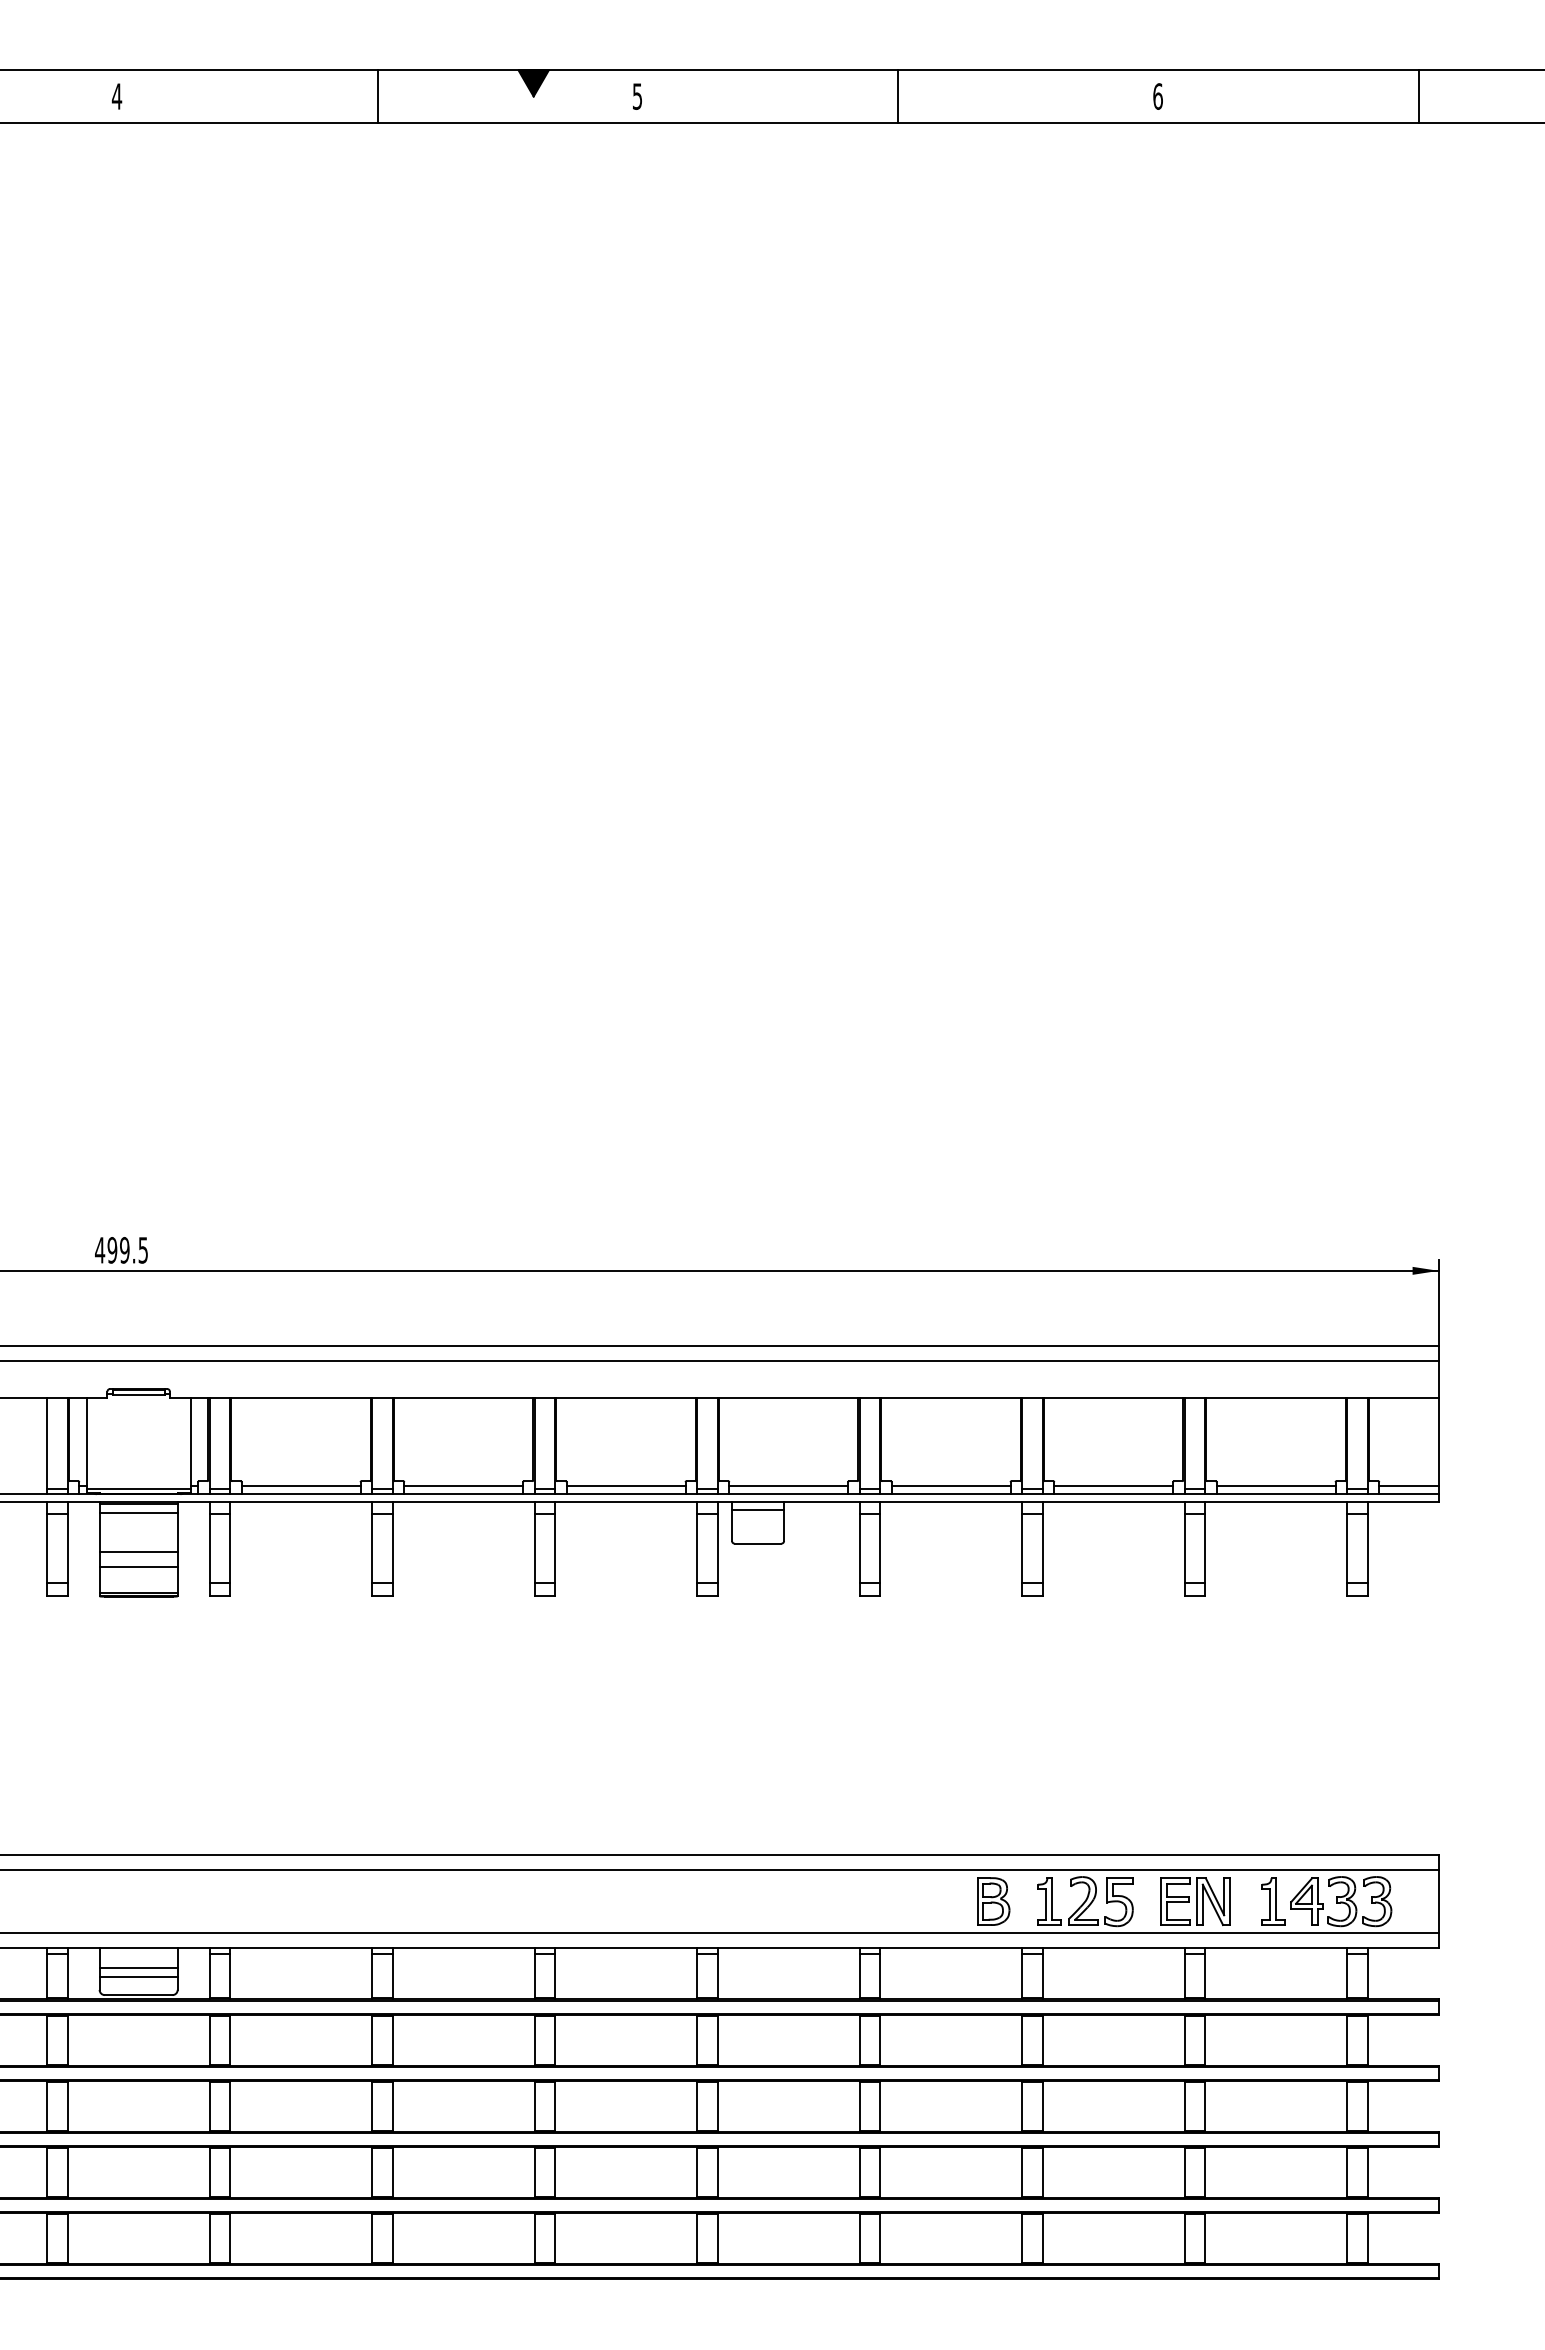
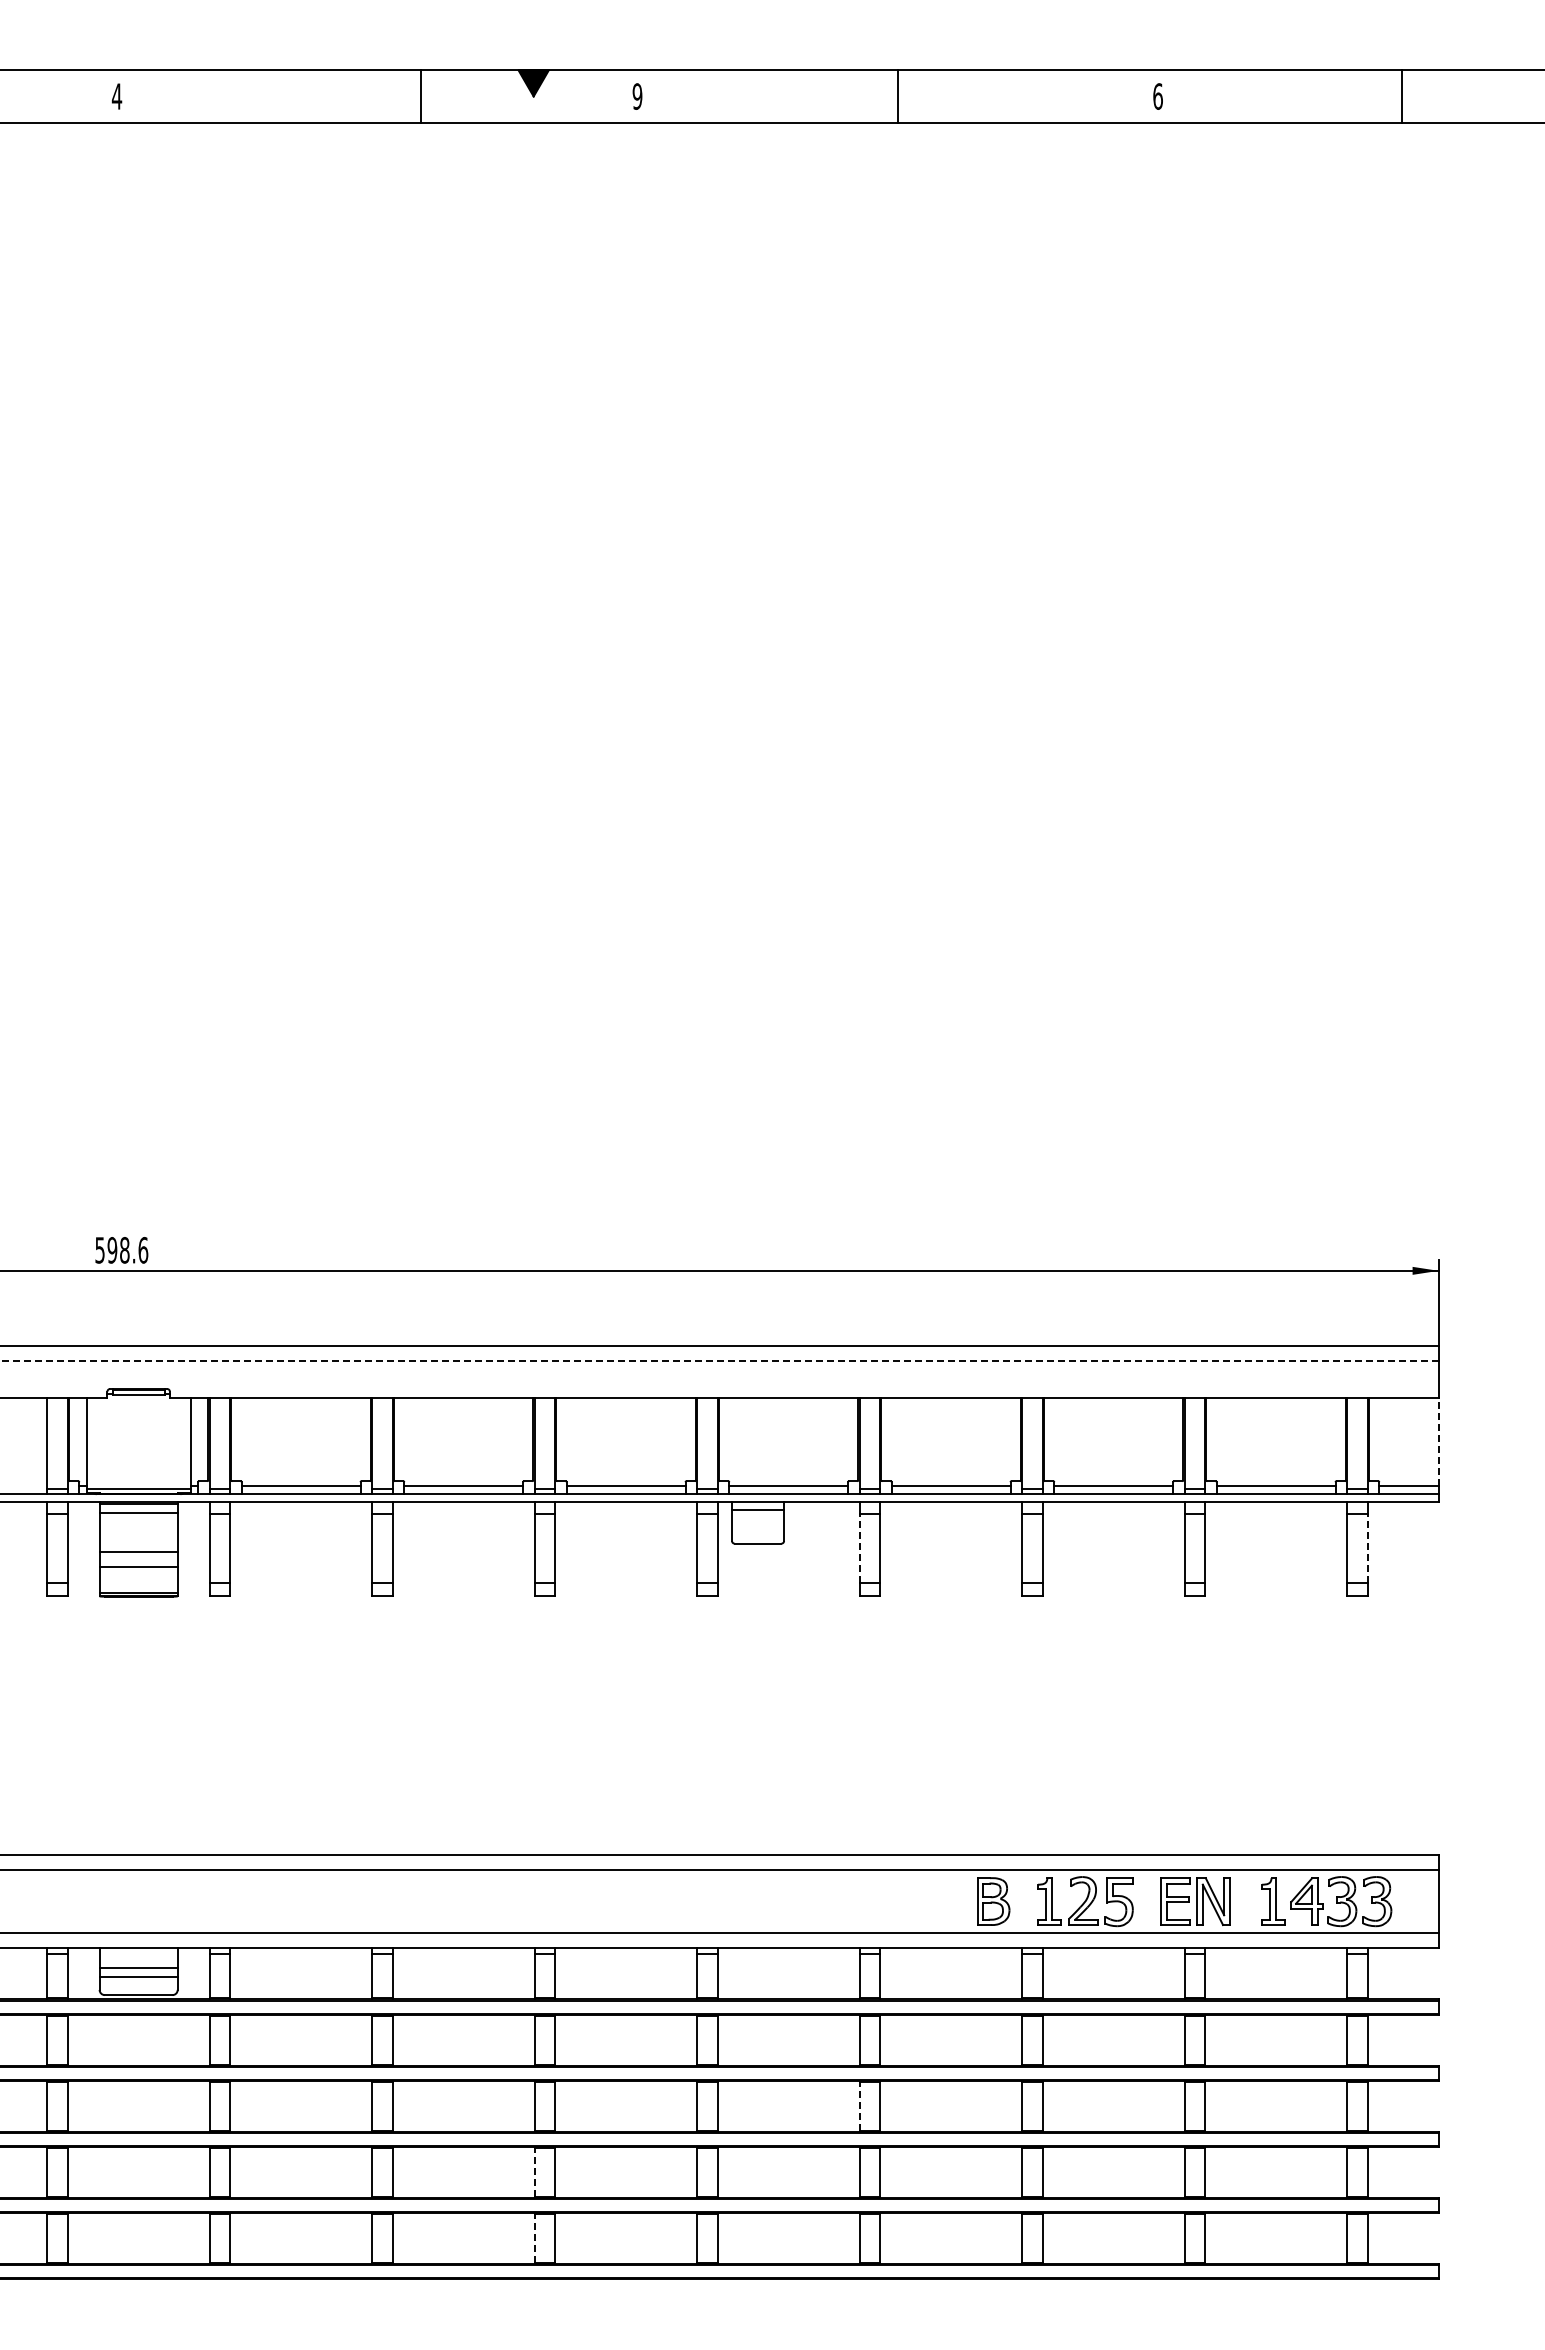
line position: (377, 96) -> (420, 96) (420, 96)
text: 5 -> 9 (637, 96)
line position: (1418, 96) -> (1401, 96) (1401, 96)
text: 499.5 -> 598.6 (121, 1249)
line: solid -> dashed (719, 1361)
line: solid -> dashed (1438, 1441)
line: solid -> dashed (859, 1548)
line: solid -> dashed (1367, 1548)
line: solid -> dashed (859, 2105)
line: solid -> dashed (534, 2172)
line: solid -> dashed (534, 2238)
